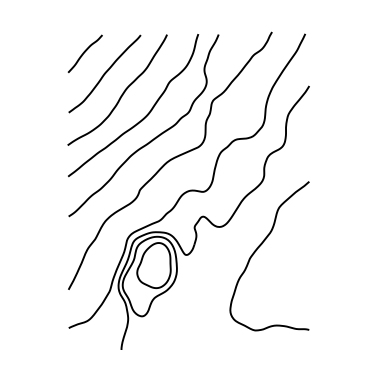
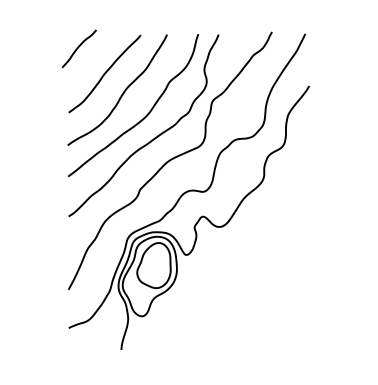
curve position: (84, 53) -> (78, 48) (78, 48)
curve: present -> none (257, 250)
